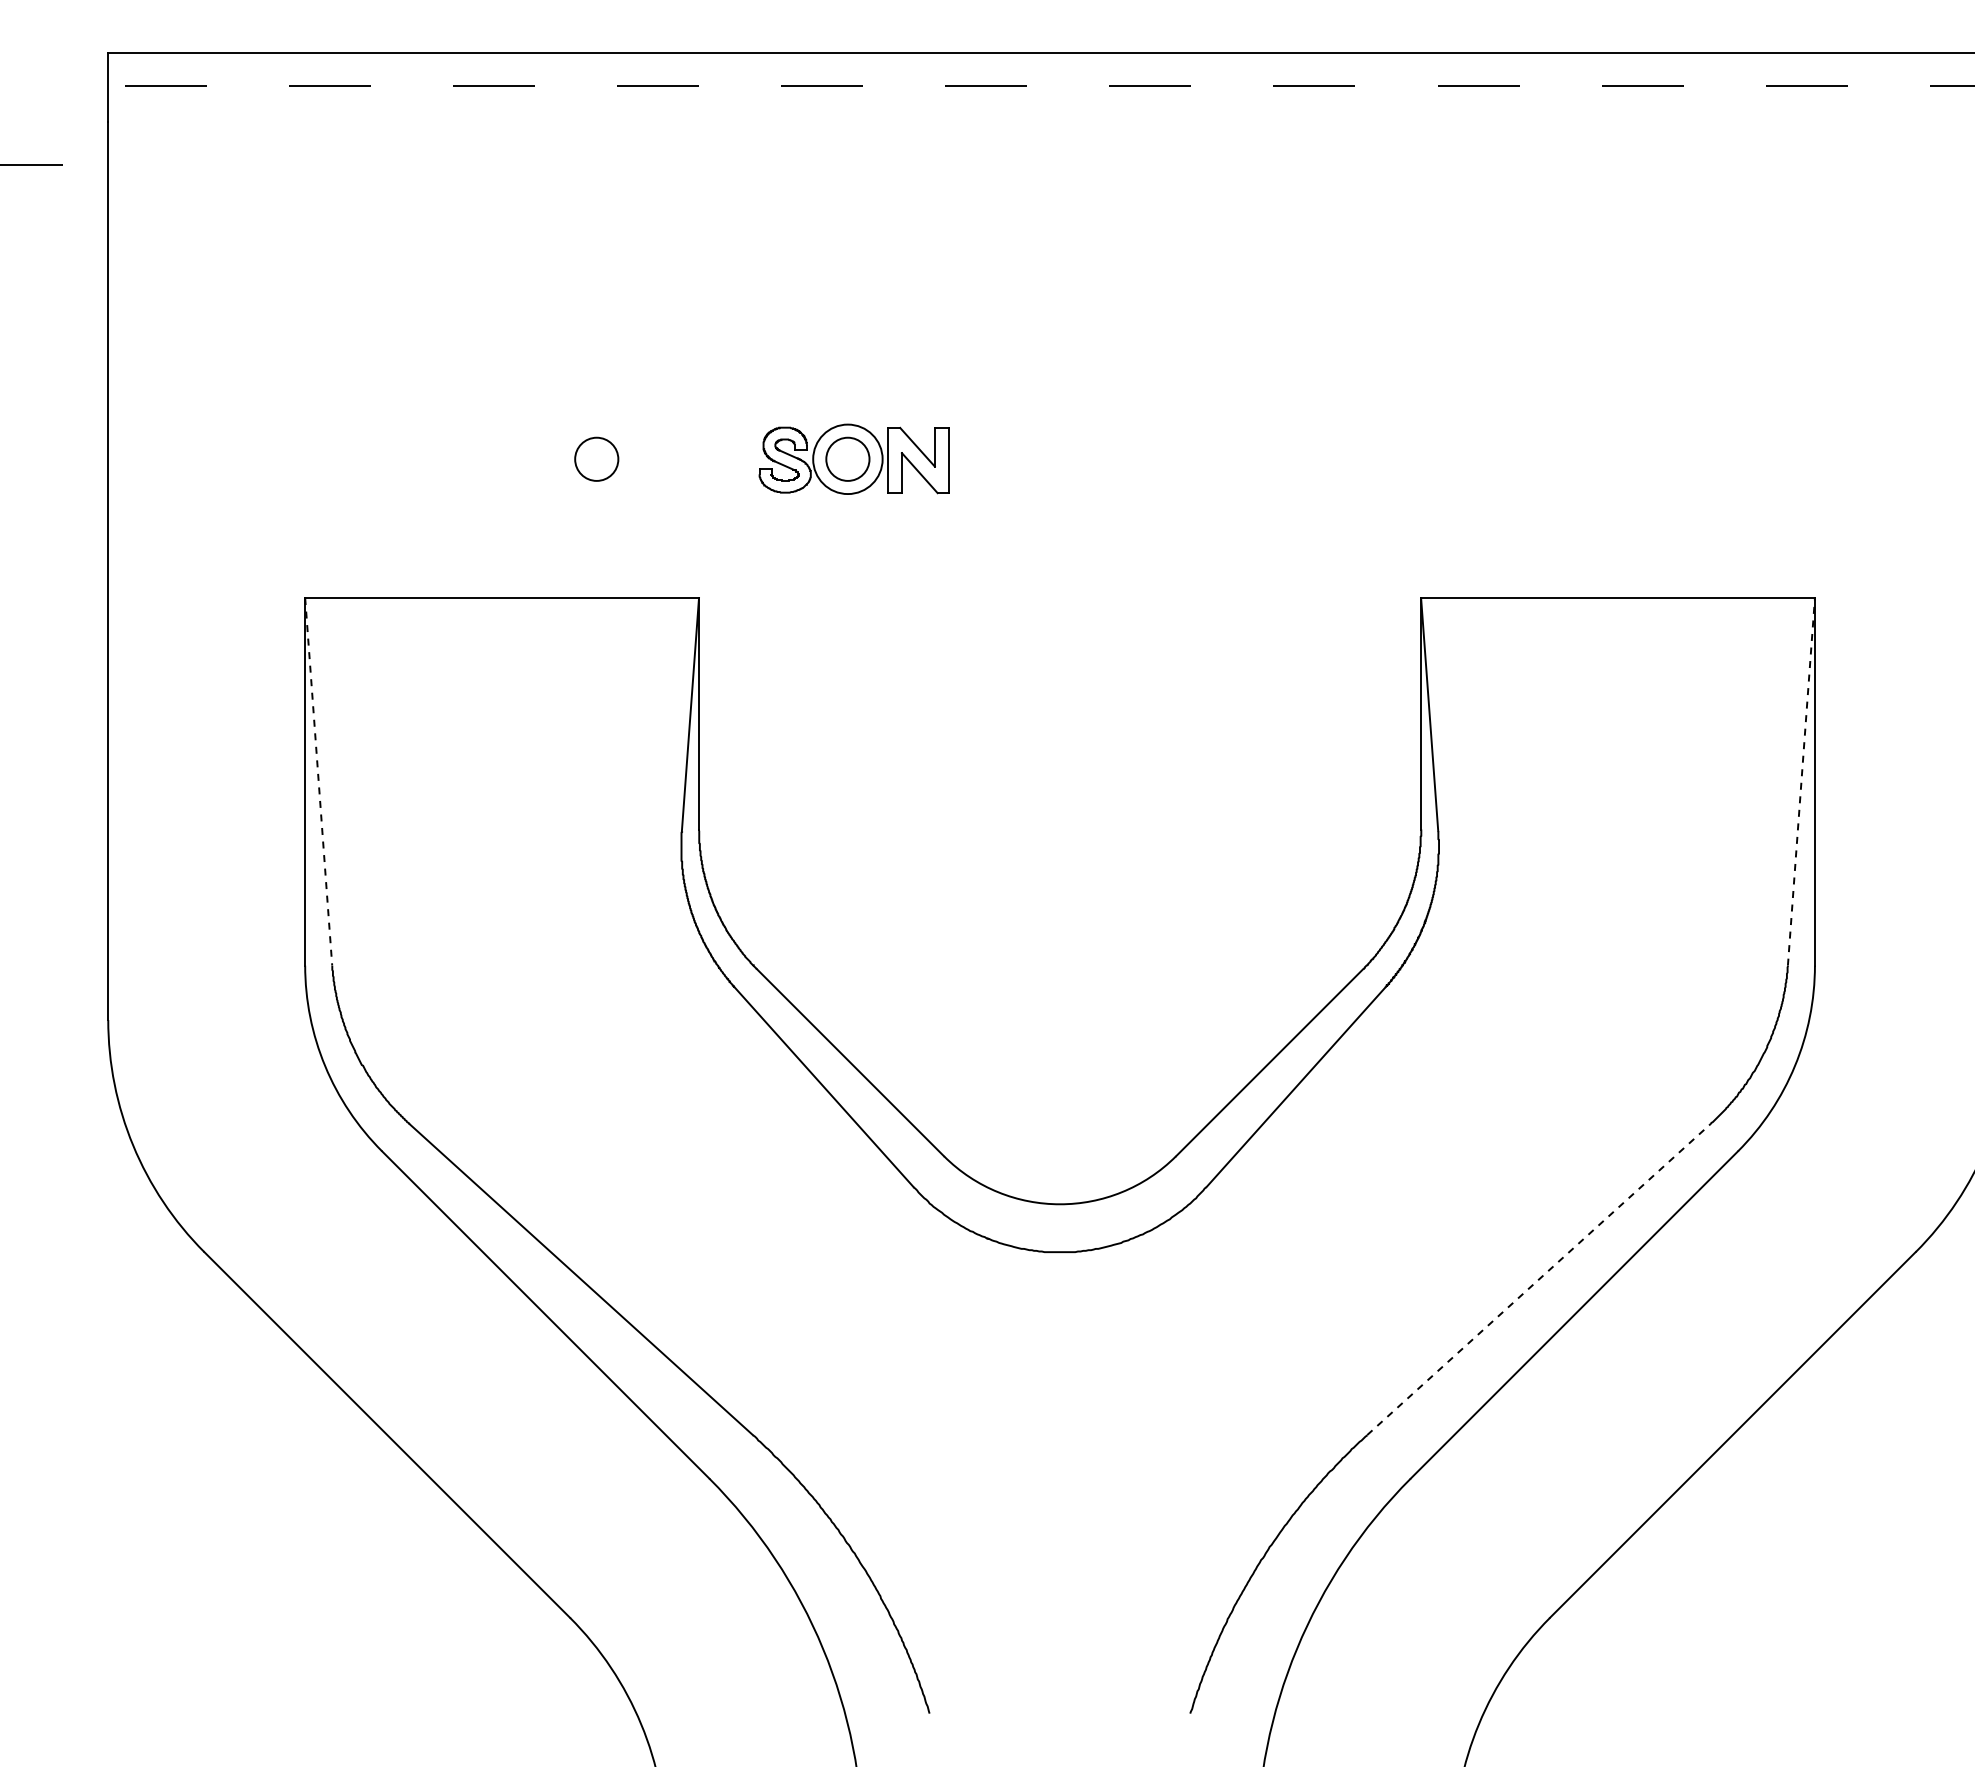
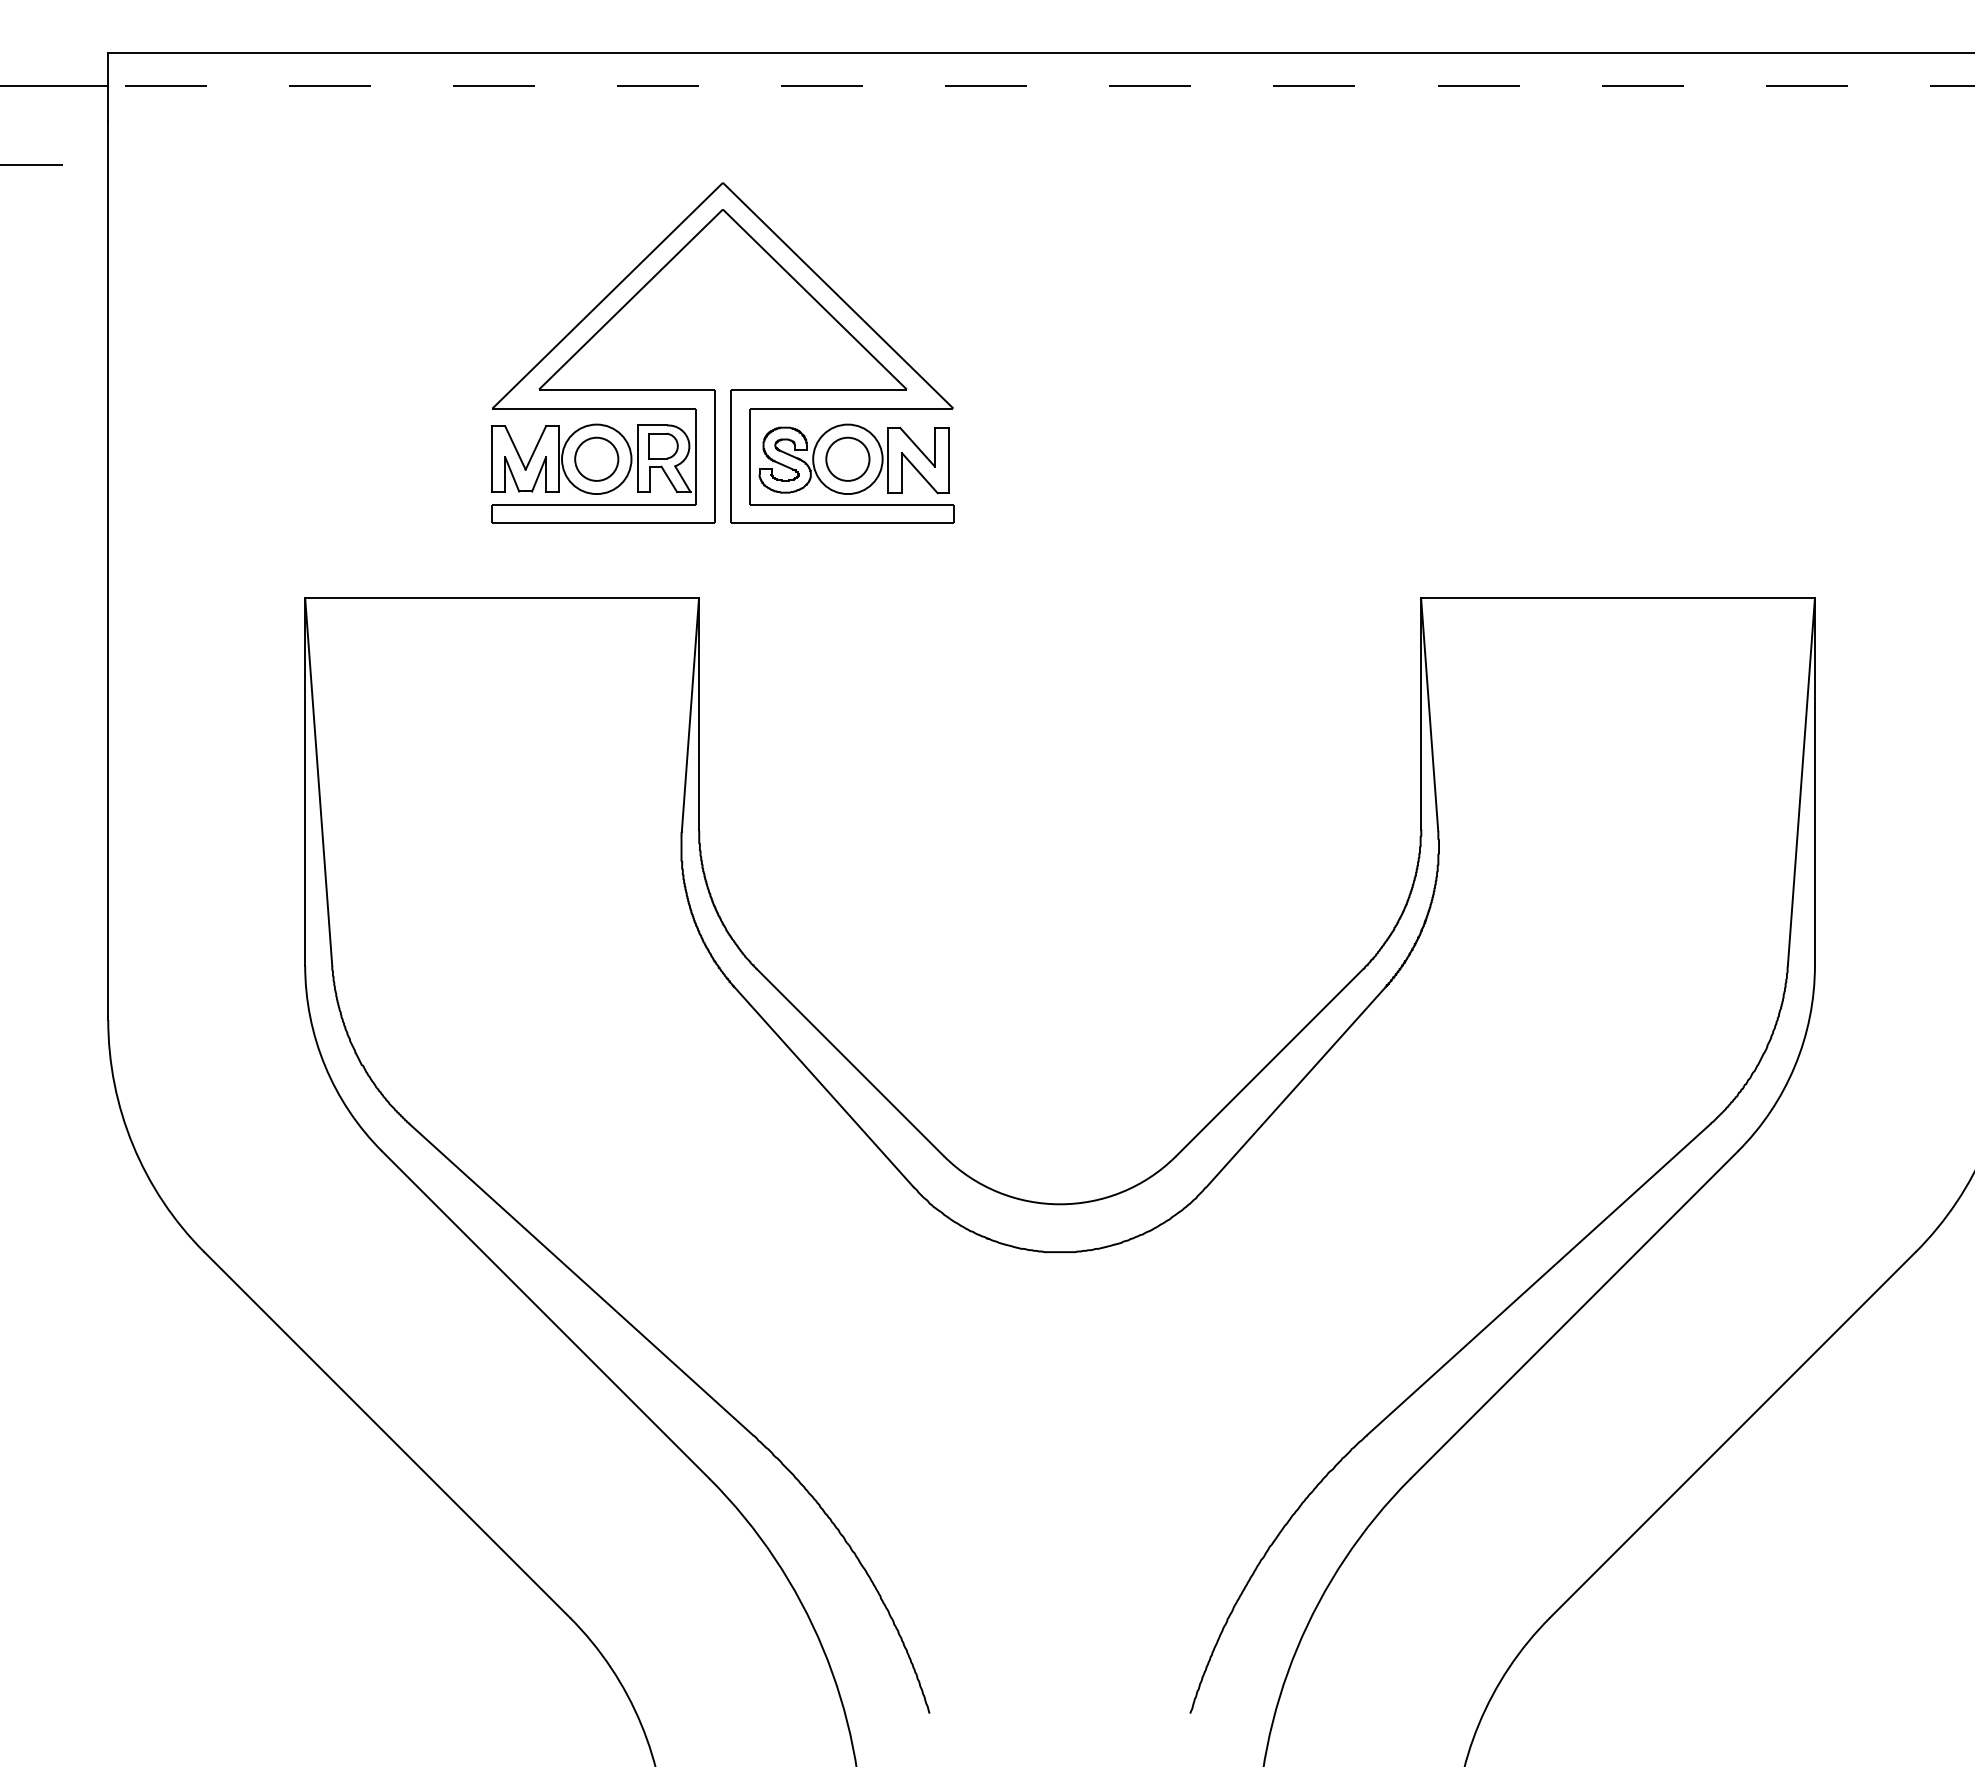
line: none -> present (55, 86)
part: none -> present (714, 389)
line: dashed -> solid (1801, 781)
line: dashed -> solid (318, 782)
line: dashed -> solid (1538, 1279)
